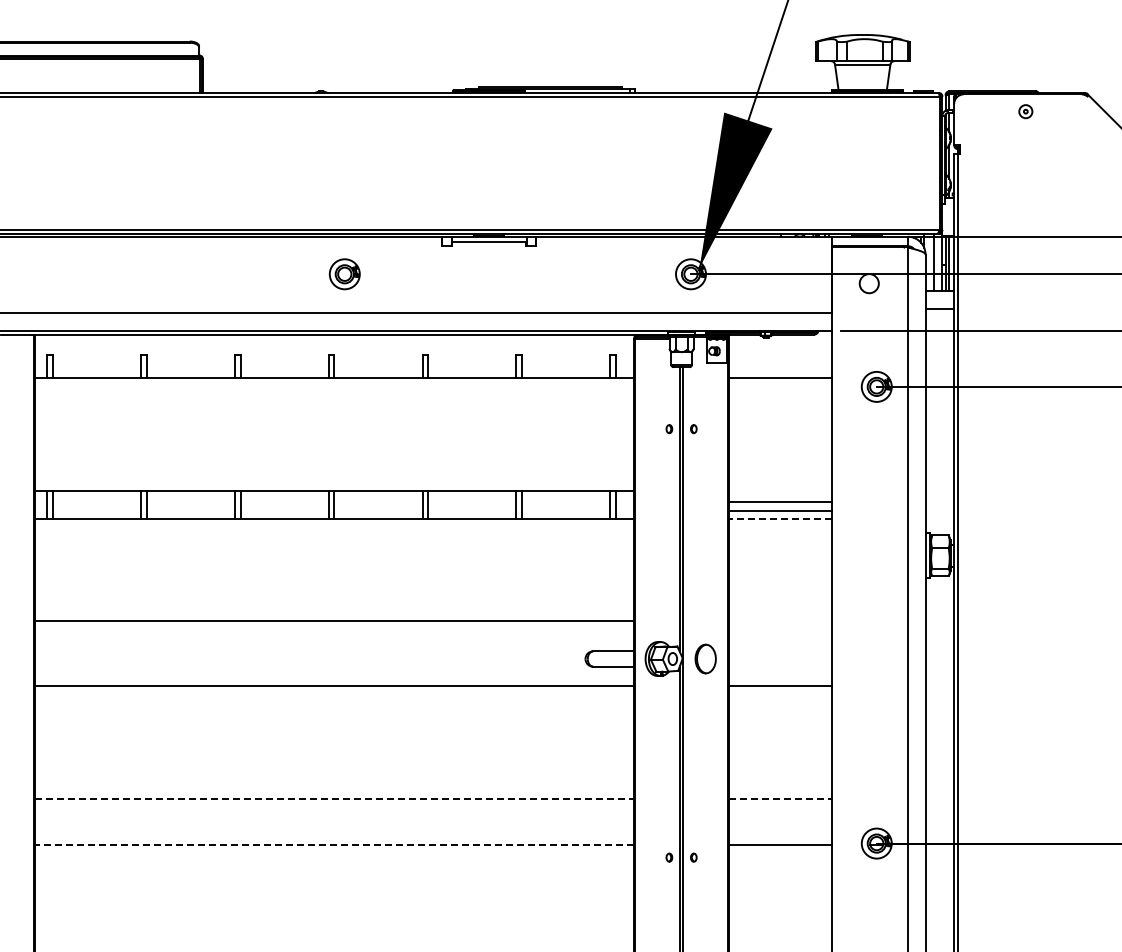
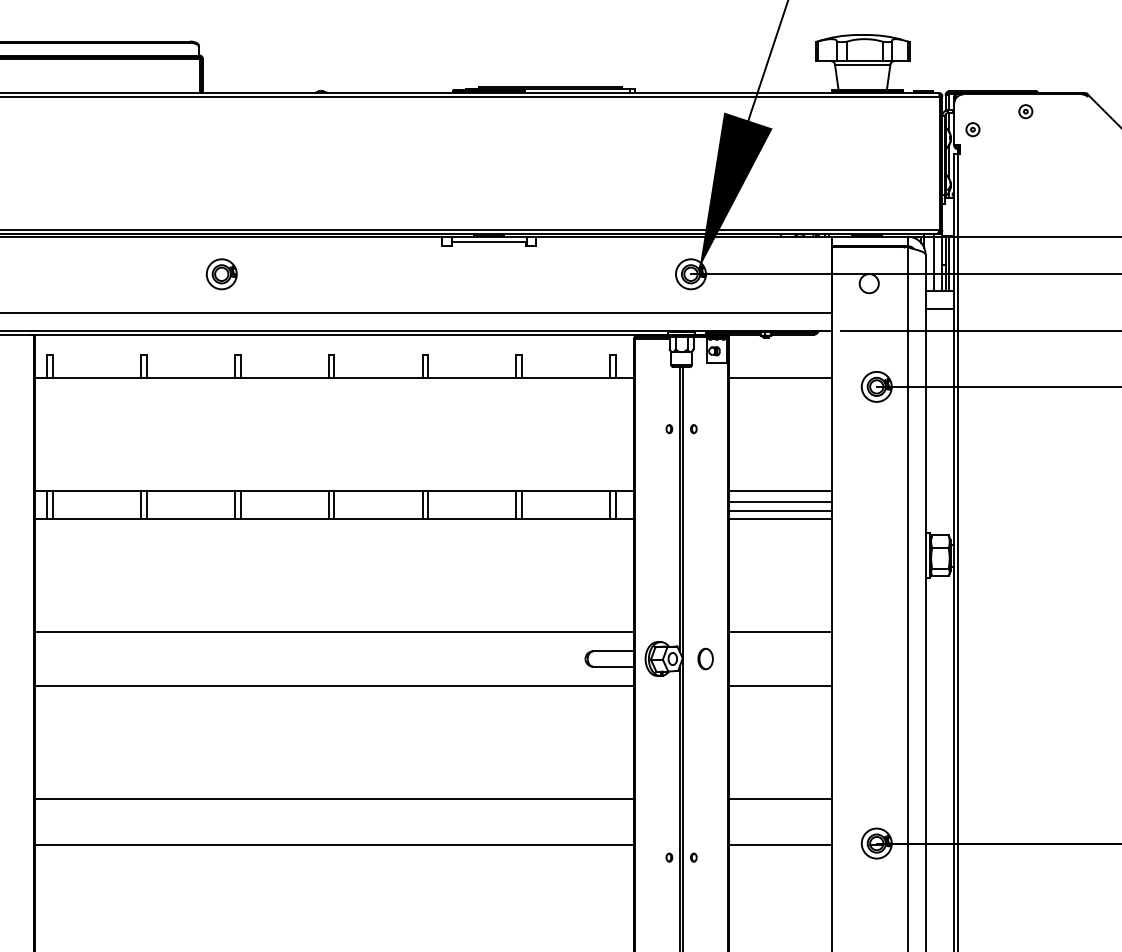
part: none -> present (972, 129)
part position: (344, 274) -> (221, 274) (221, 274)
line: none -> present (780, 491)
line: dashed -> solid (779, 519)
line position: (334, 621) -> (334, 632) (334, 632)
line: none -> present (780, 632)
part size: 23x32 px -> 17x24 px (705, 658)
line: dashed -> solid (334, 799)
line: dashed -> solid (780, 799)
line: dashed -> solid (334, 845)
